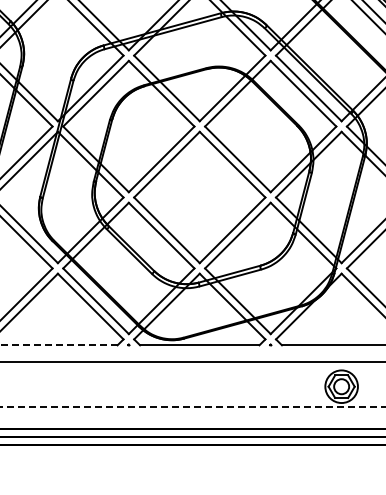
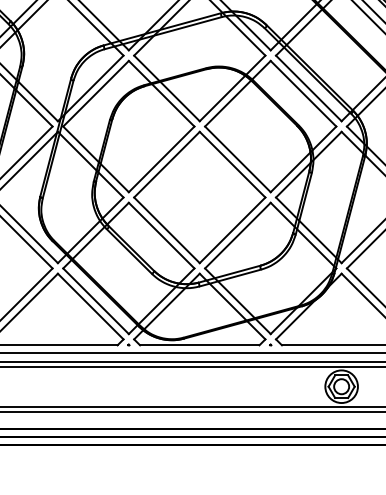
line: dashed -> solid (58, 345)
line: none -> present (192, 352)
line: none -> present (192, 366)
line: dashed -> solid (193, 406)
line: none -> present (192, 411)
